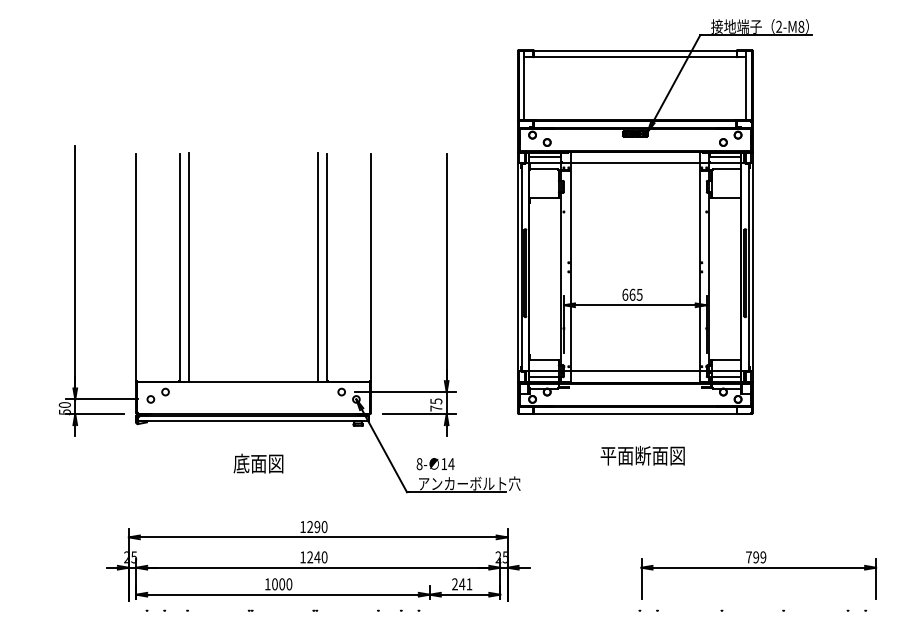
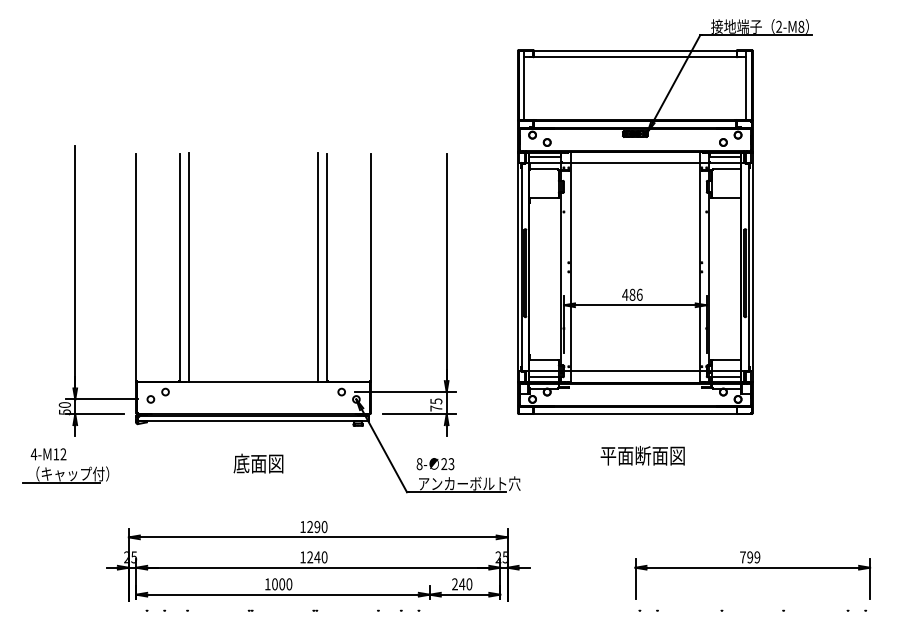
text: 665 -> 486 (632, 294)
text: 14 -> 23 (447, 464)
part: none -> present (65, 465)
part position: (758, 568) -> (752, 568) (752, 568)
text: 241 -> 240 (469, 584)
